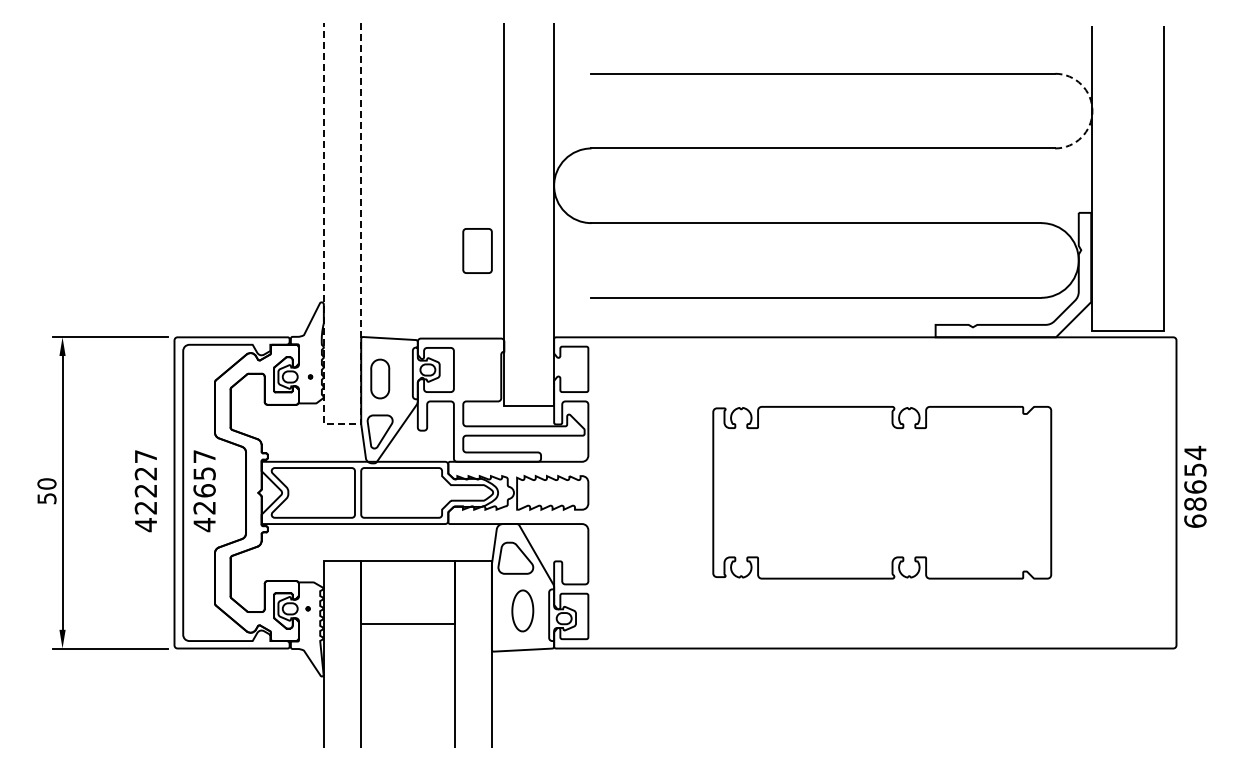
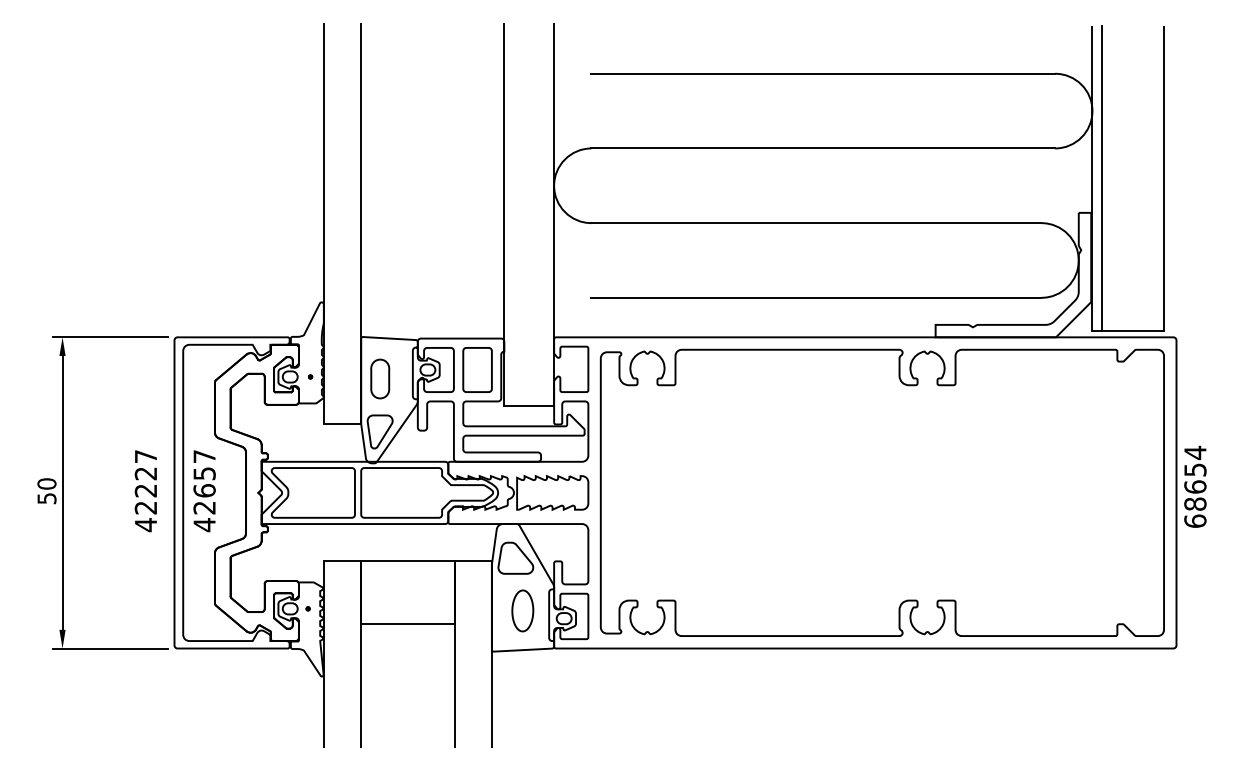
arc: dashed -> solid (1092, 111)
line: none -> present (1101, 178)
part position: (477, 250) -> (477, 369) (477, 369)
line: dashed -> solid (342, 424)
part size: 341x174 px -> 566x289 px (881, 492)
